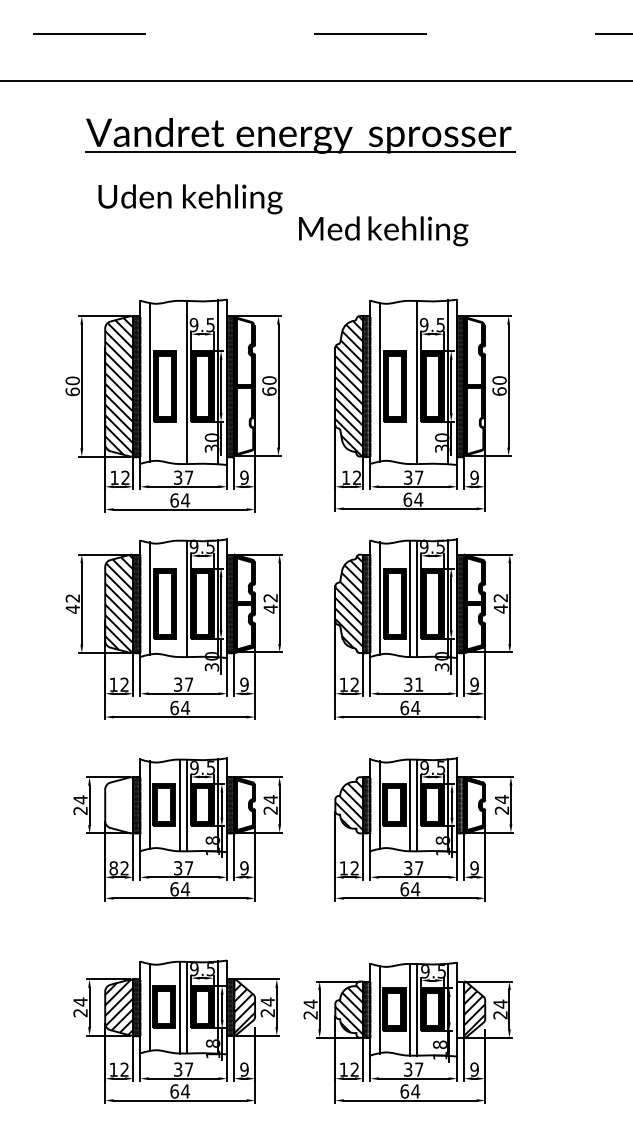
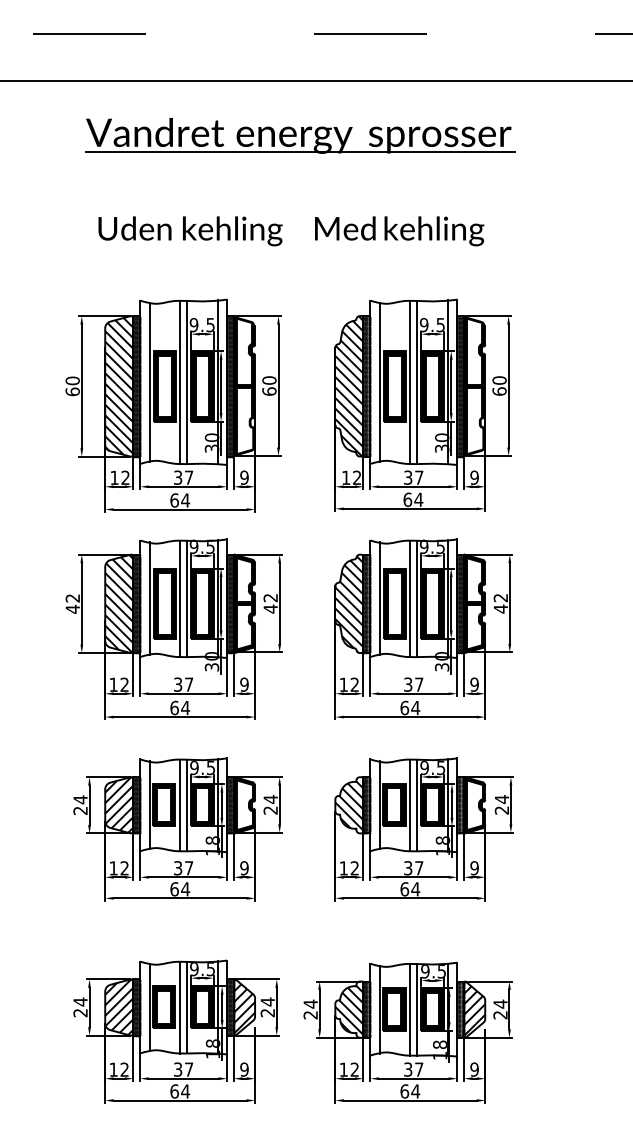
text position: (190, 199) -> (190, 231) (190, 231)
text position: (383, 231) -> (399, 231) (399, 231)
line: none -> present (180, 382)
line: none -> present (410, 382)
line: none -> present (180, 598)
text: 31 -> 37 (419, 684)
hatch: none -> present (119, 804)
text: 82 -> 12 (113, 868)
hatch: none -> present (460, 1009)
